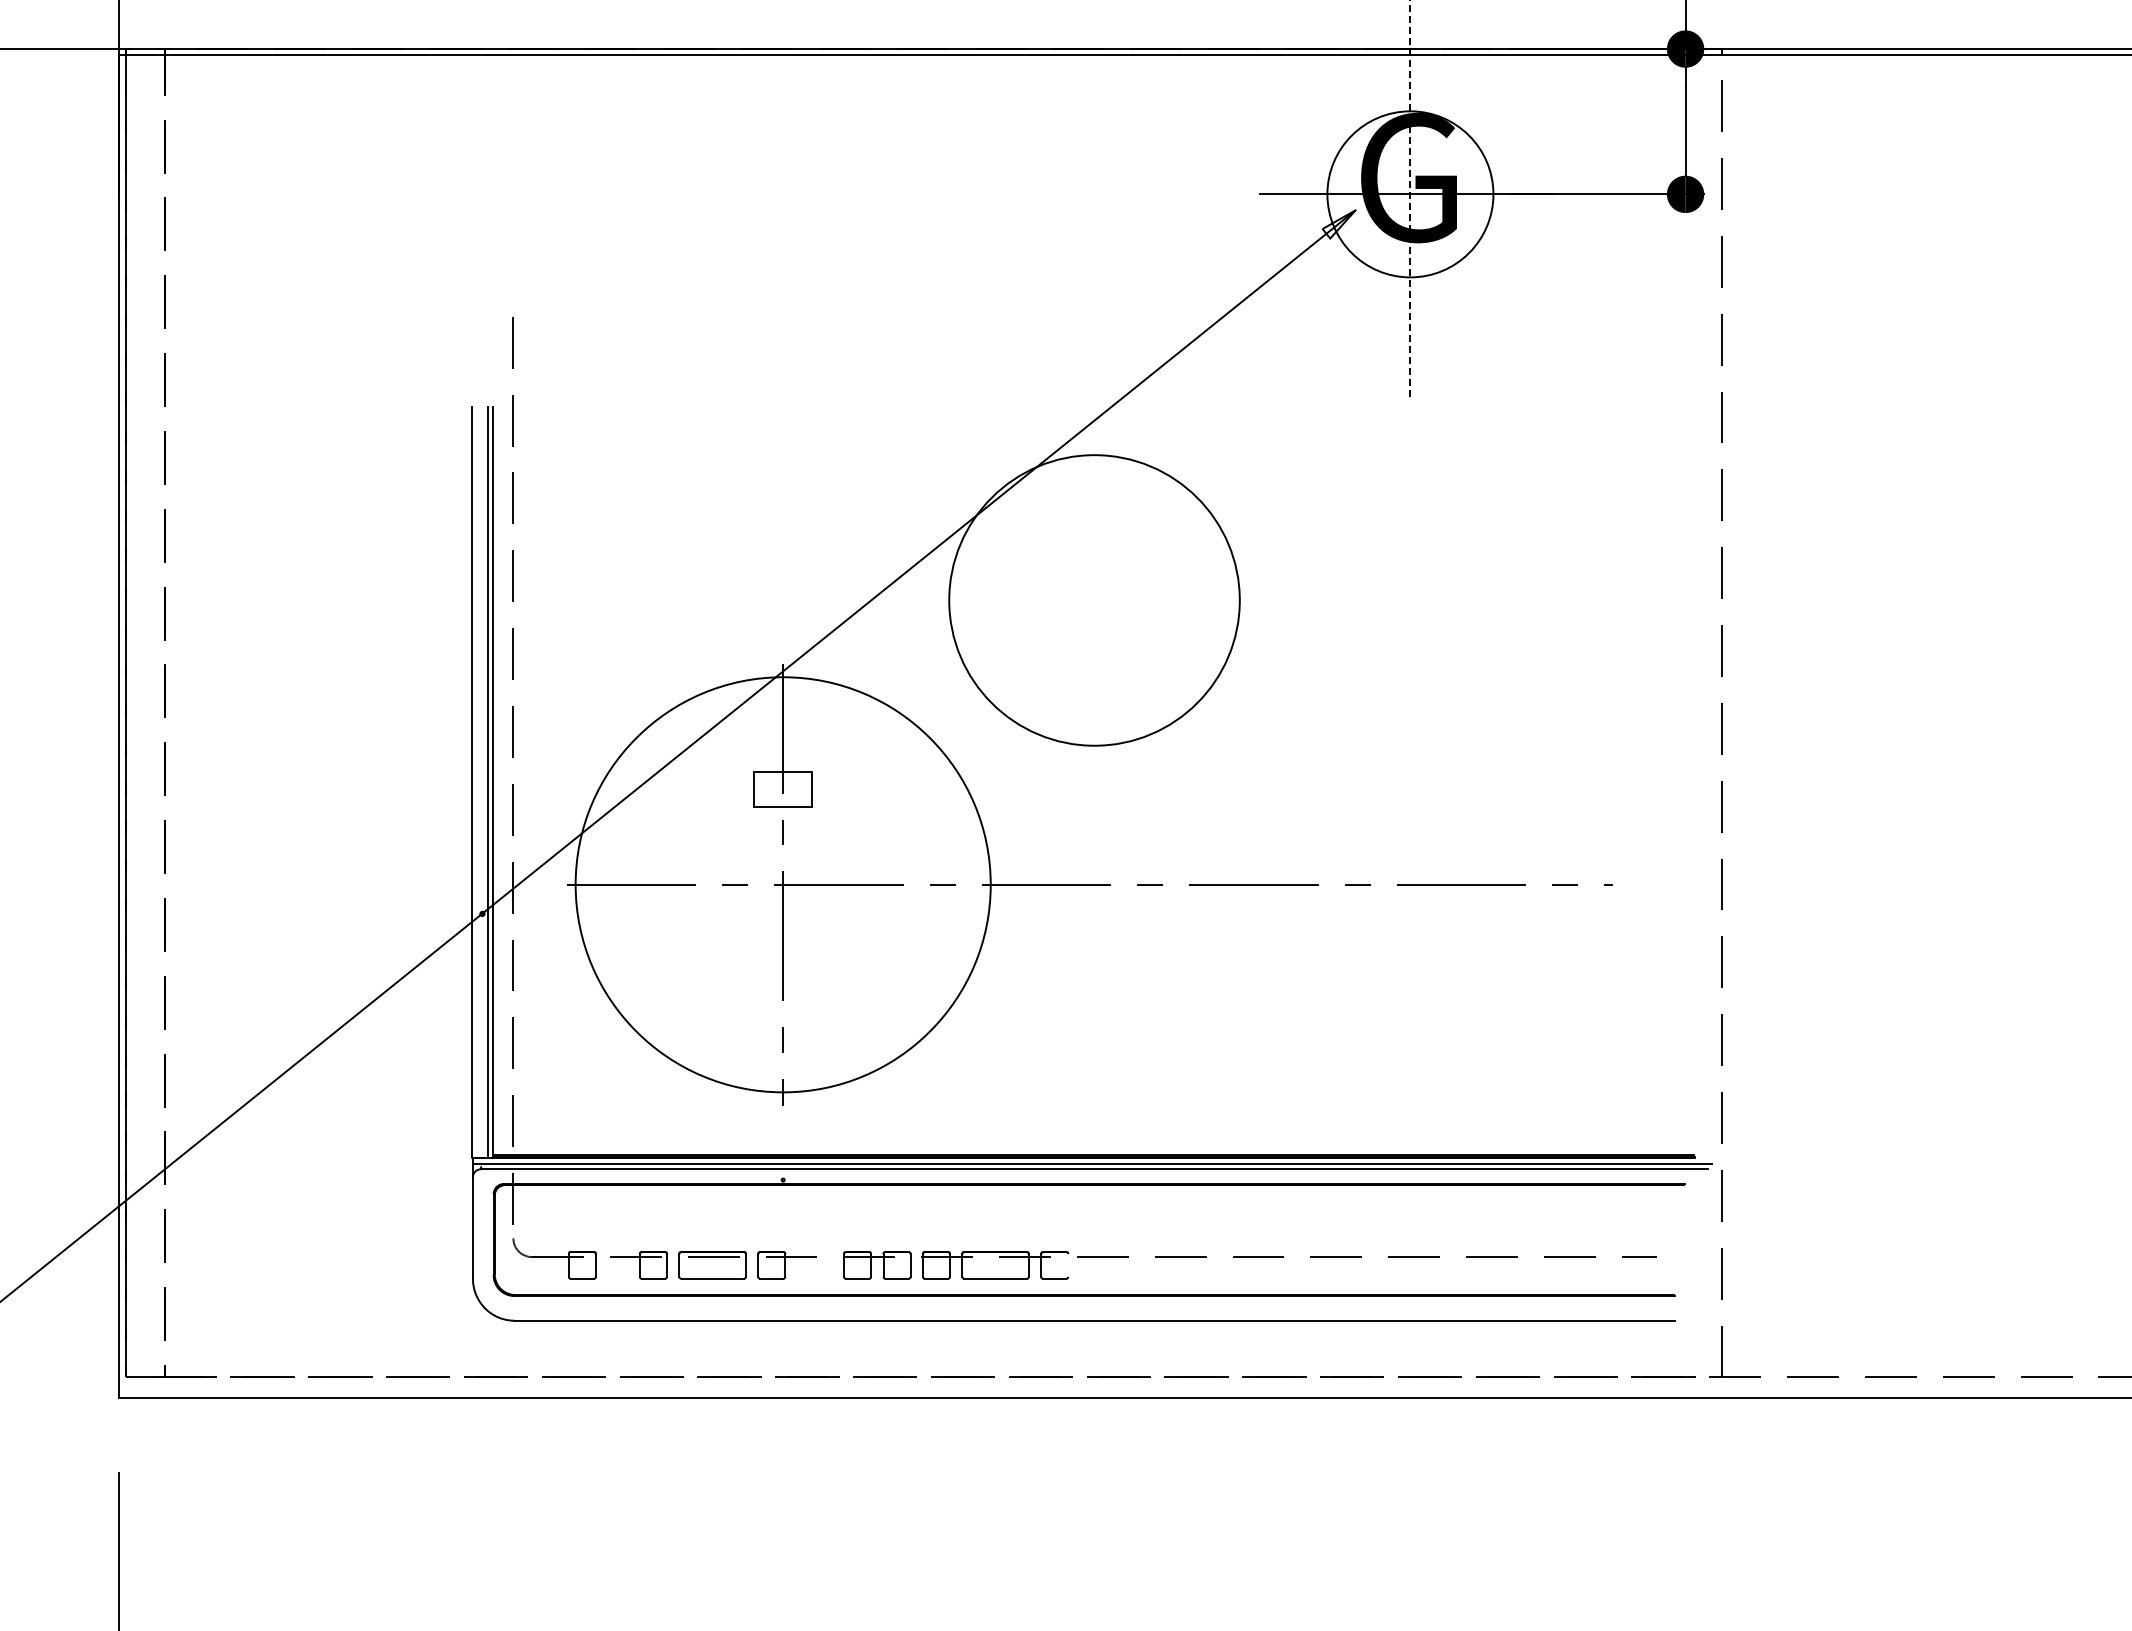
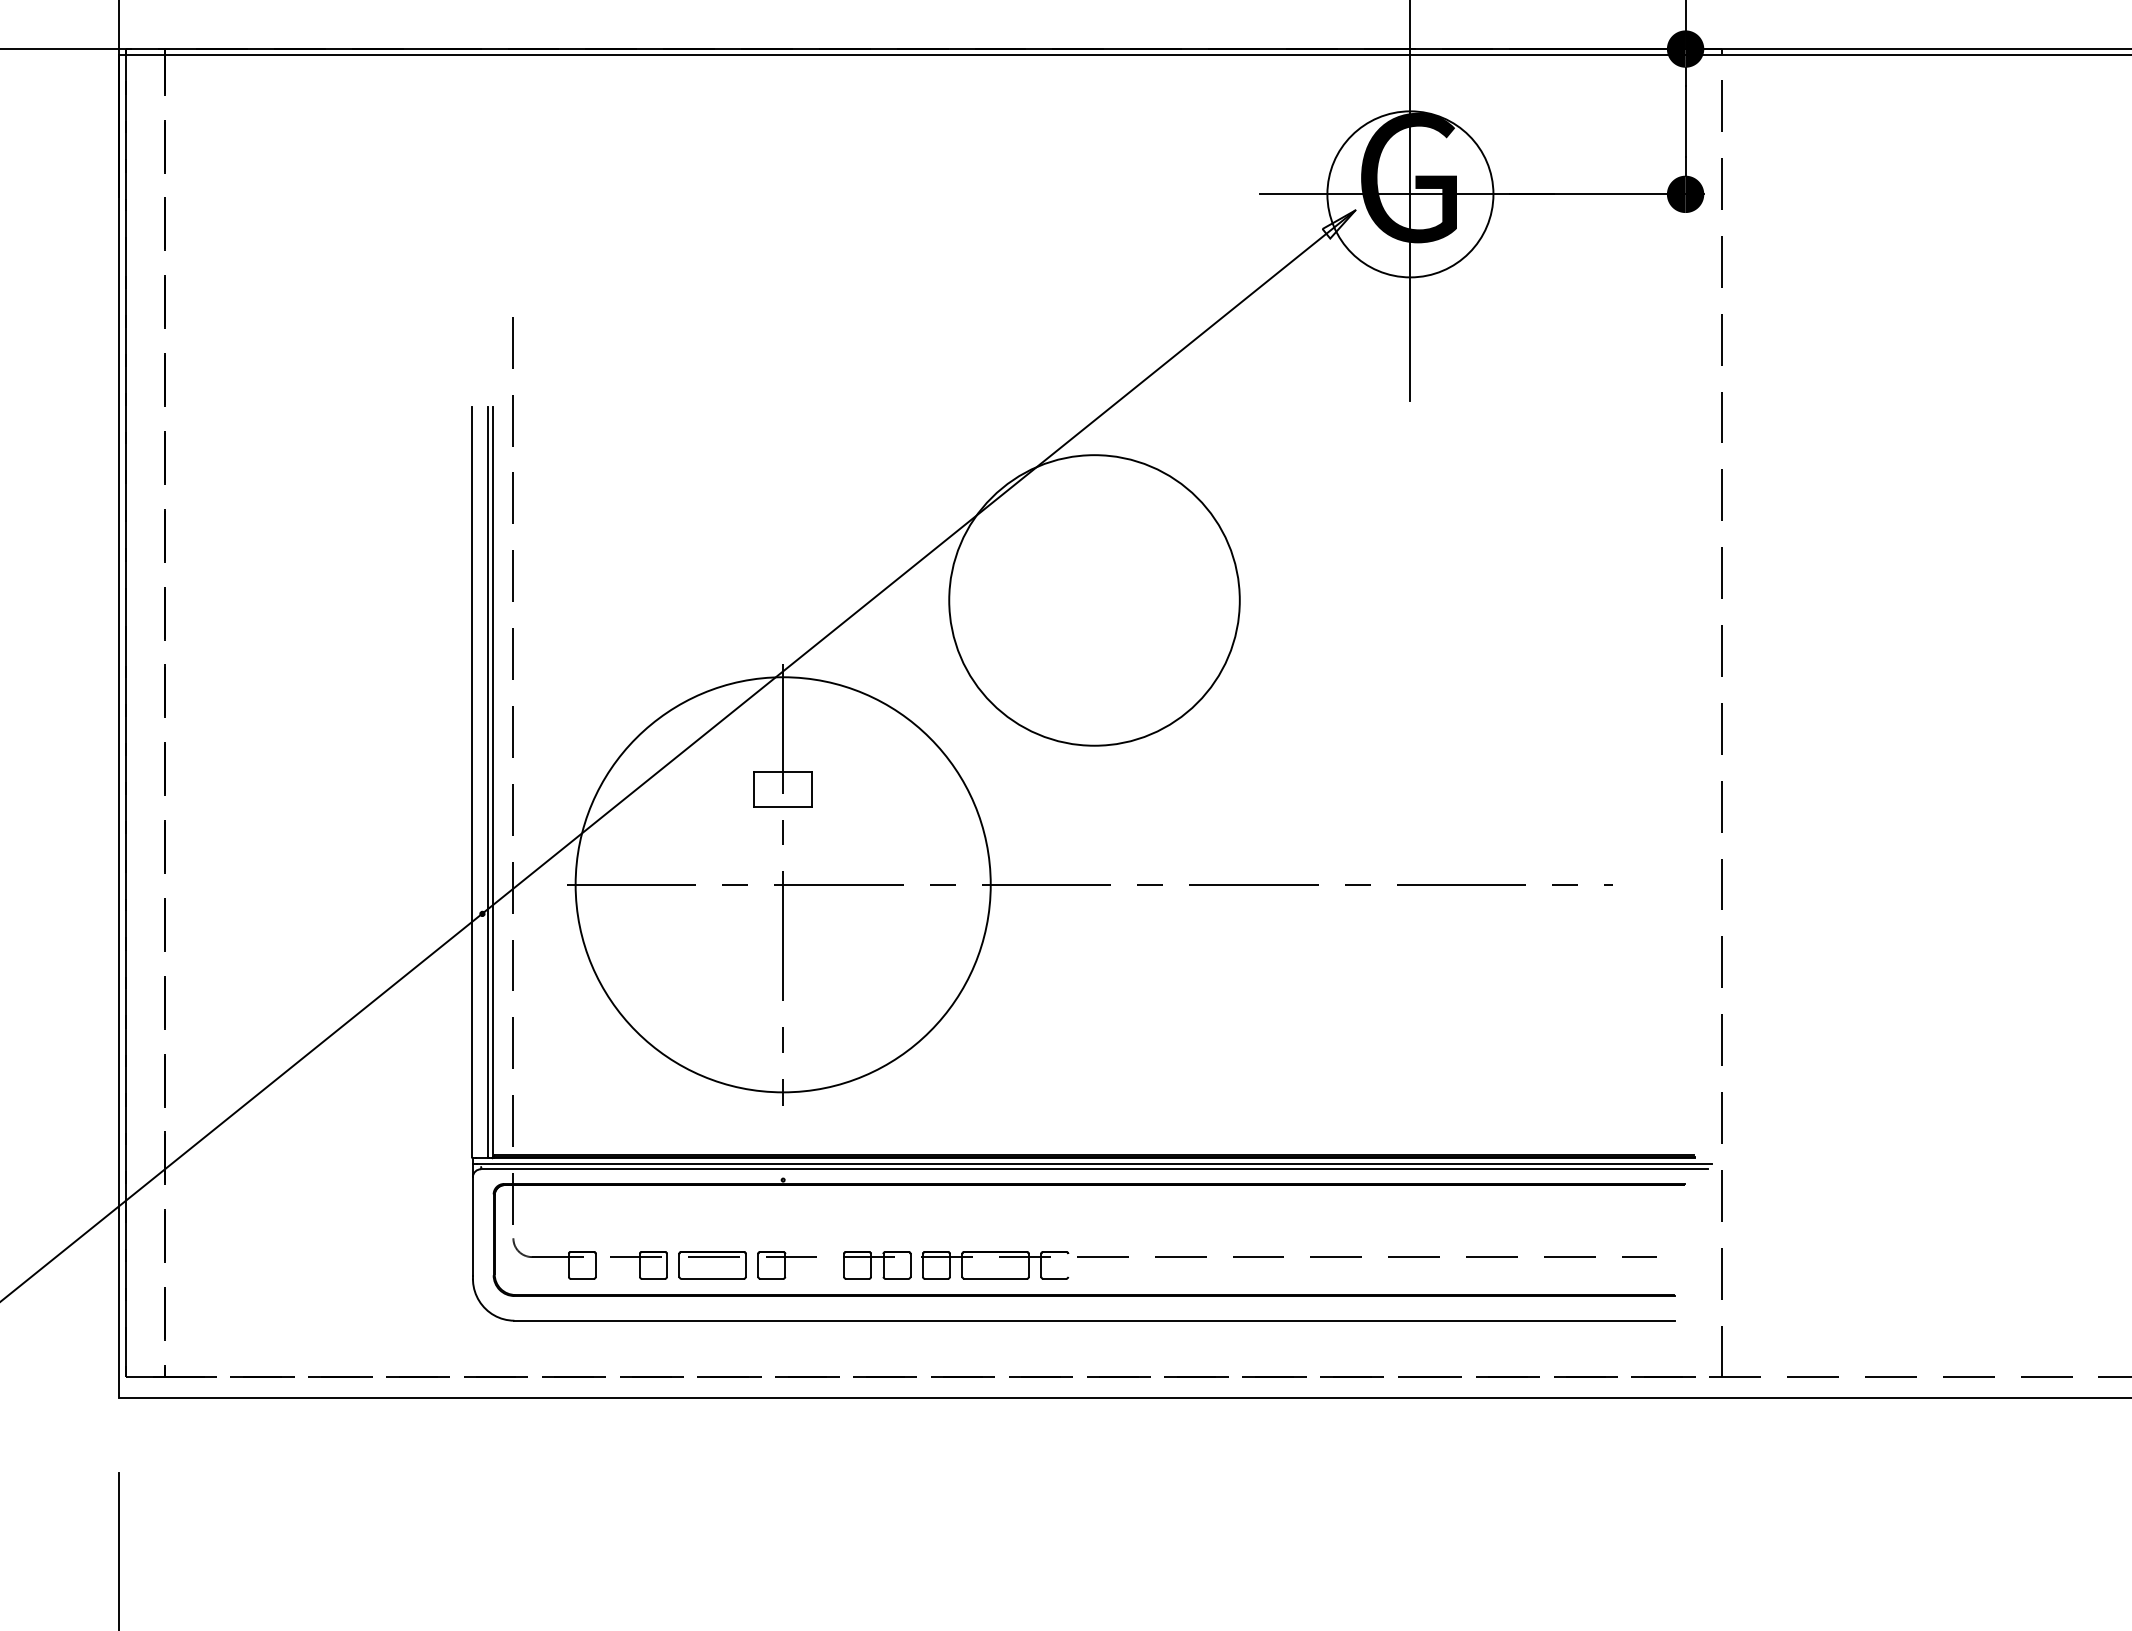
line: dashed -> solid (1410, 200)
